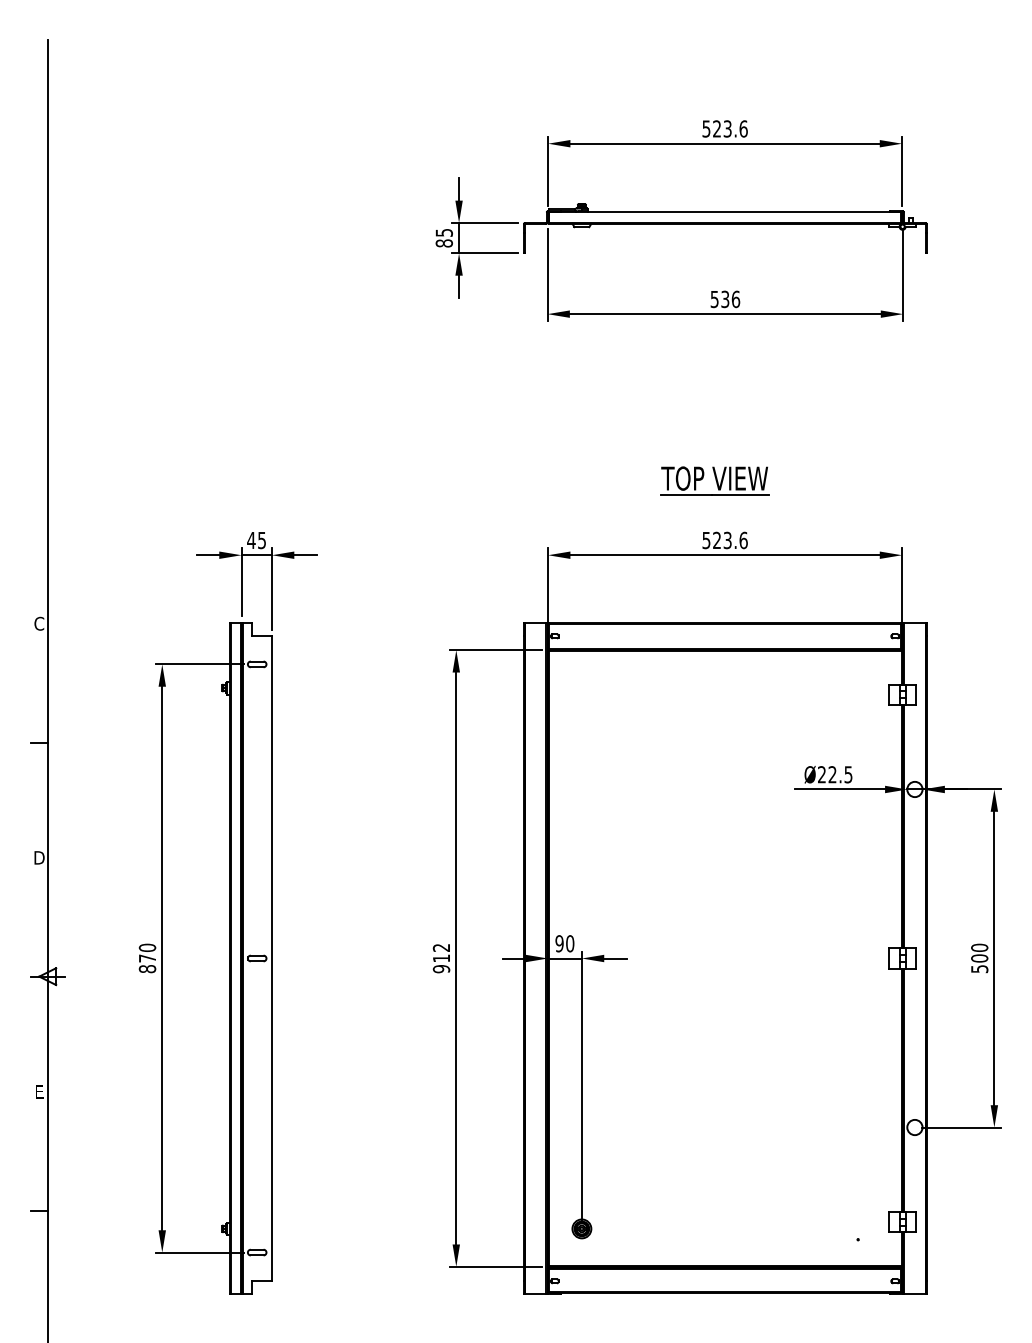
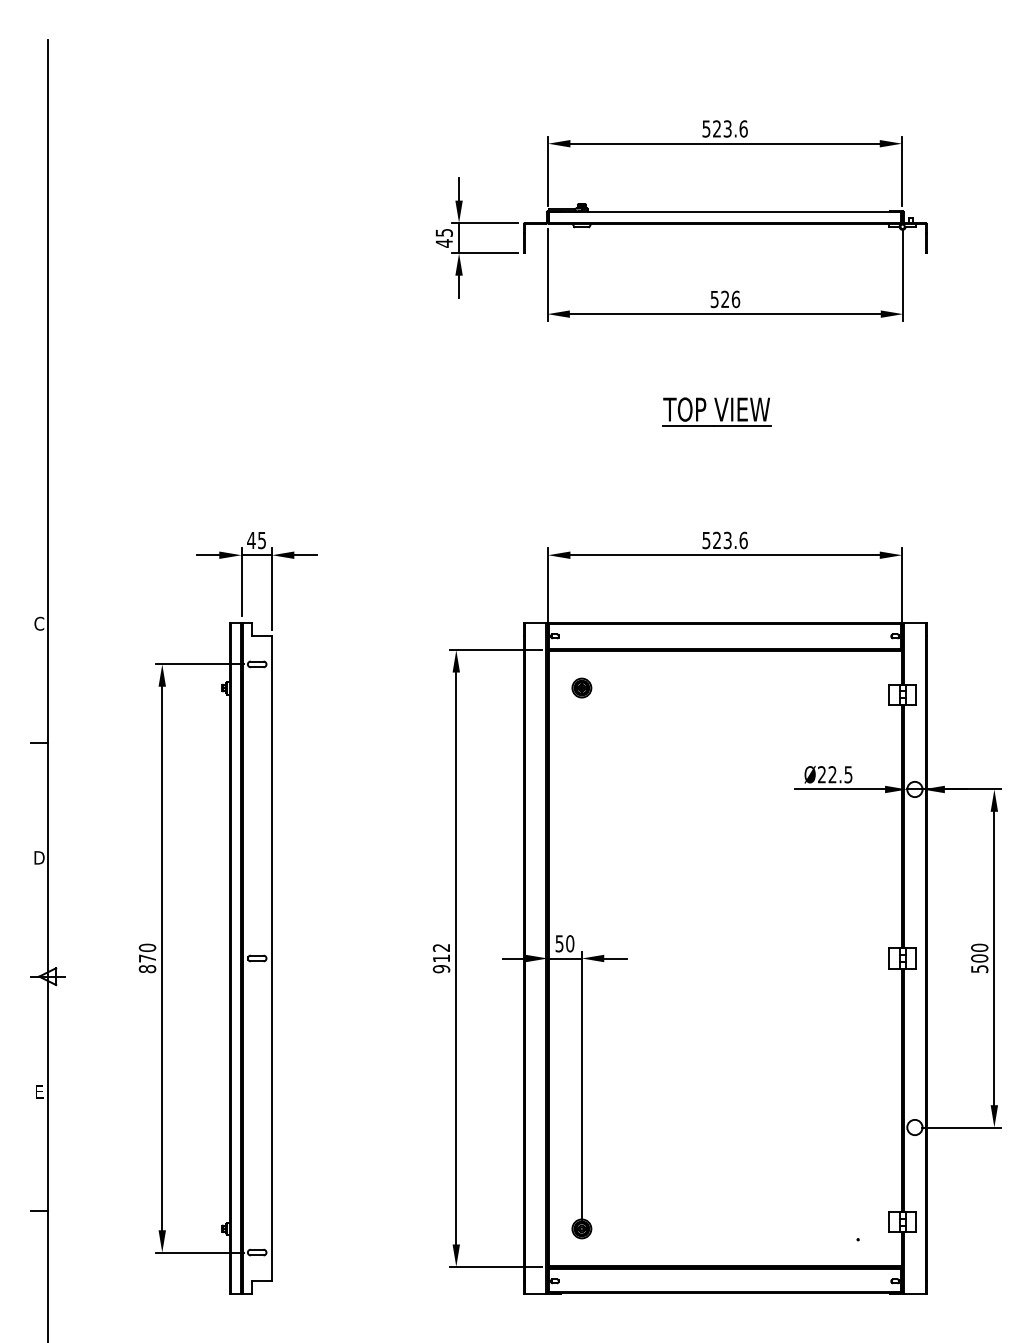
text: 85 -> 45 (444, 243)
text: 536 -> 526 (725, 299)
part position: (714, 480) -> (716, 411) (716, 411)
part: none -> present (581, 687)
text: 90 -> 50 (559, 943)
